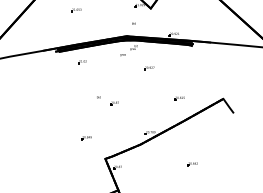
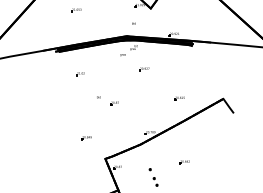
part position: (82, 62) -> (80, 74) (80, 74)
part position: (149, 68) -> (144, 69) (144, 69)
part position: (192, 164) -> (184, 162) (184, 162)
part: none -> present (153, 177)
